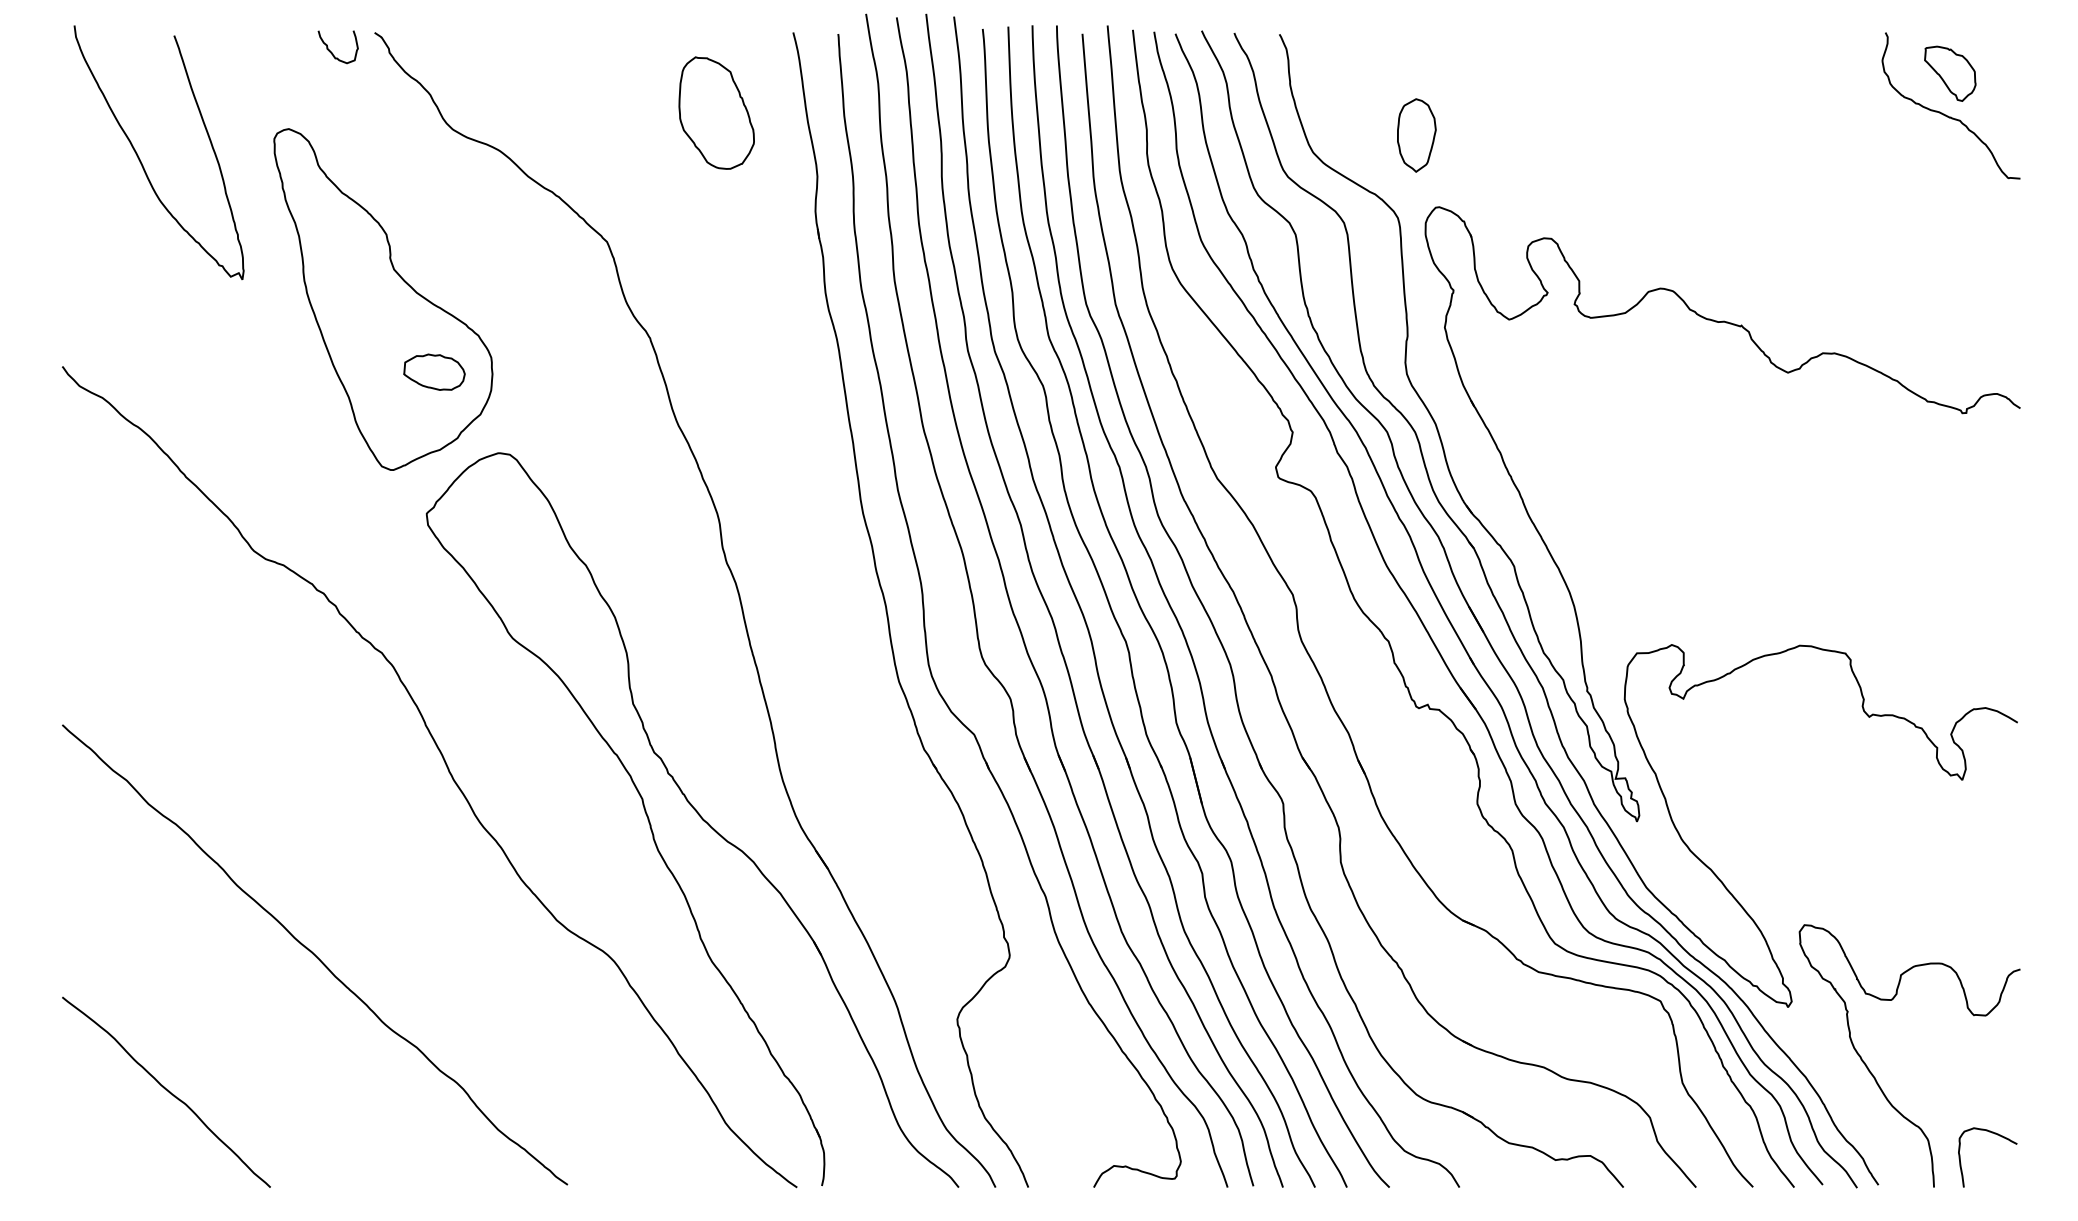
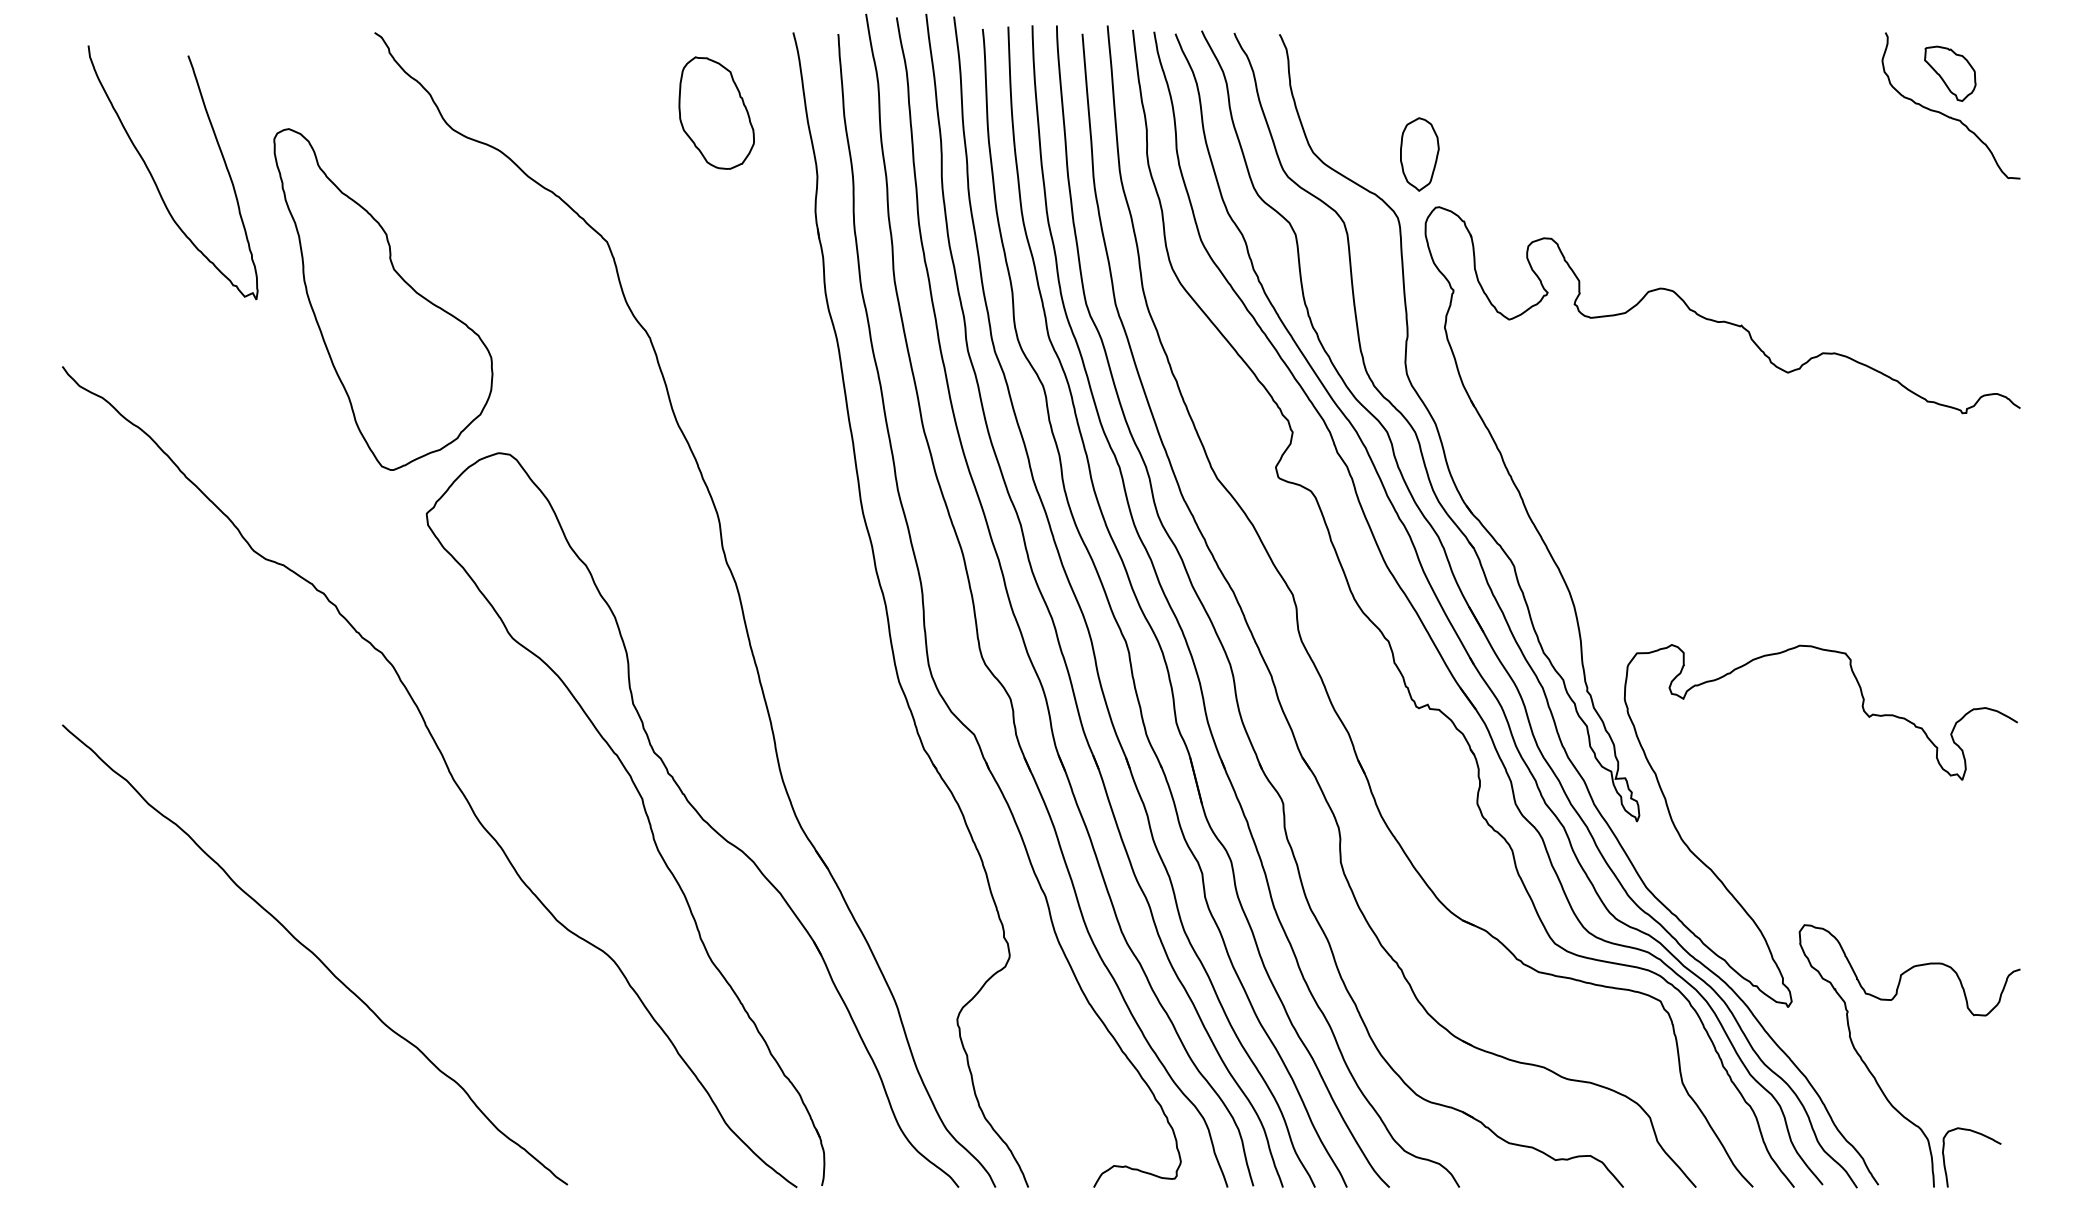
curve: present -> none (332, 52)
part position: (1416, 135) -> (1419, 154) (1419, 154)
curve position: (141, 161) -> (155, 181) (155, 181)
part: present -> none (434, 371)
curve: present -> none (166, 1090)
curve position: (1994, 1134) -> (1978, 1134) (1978, 1134)
